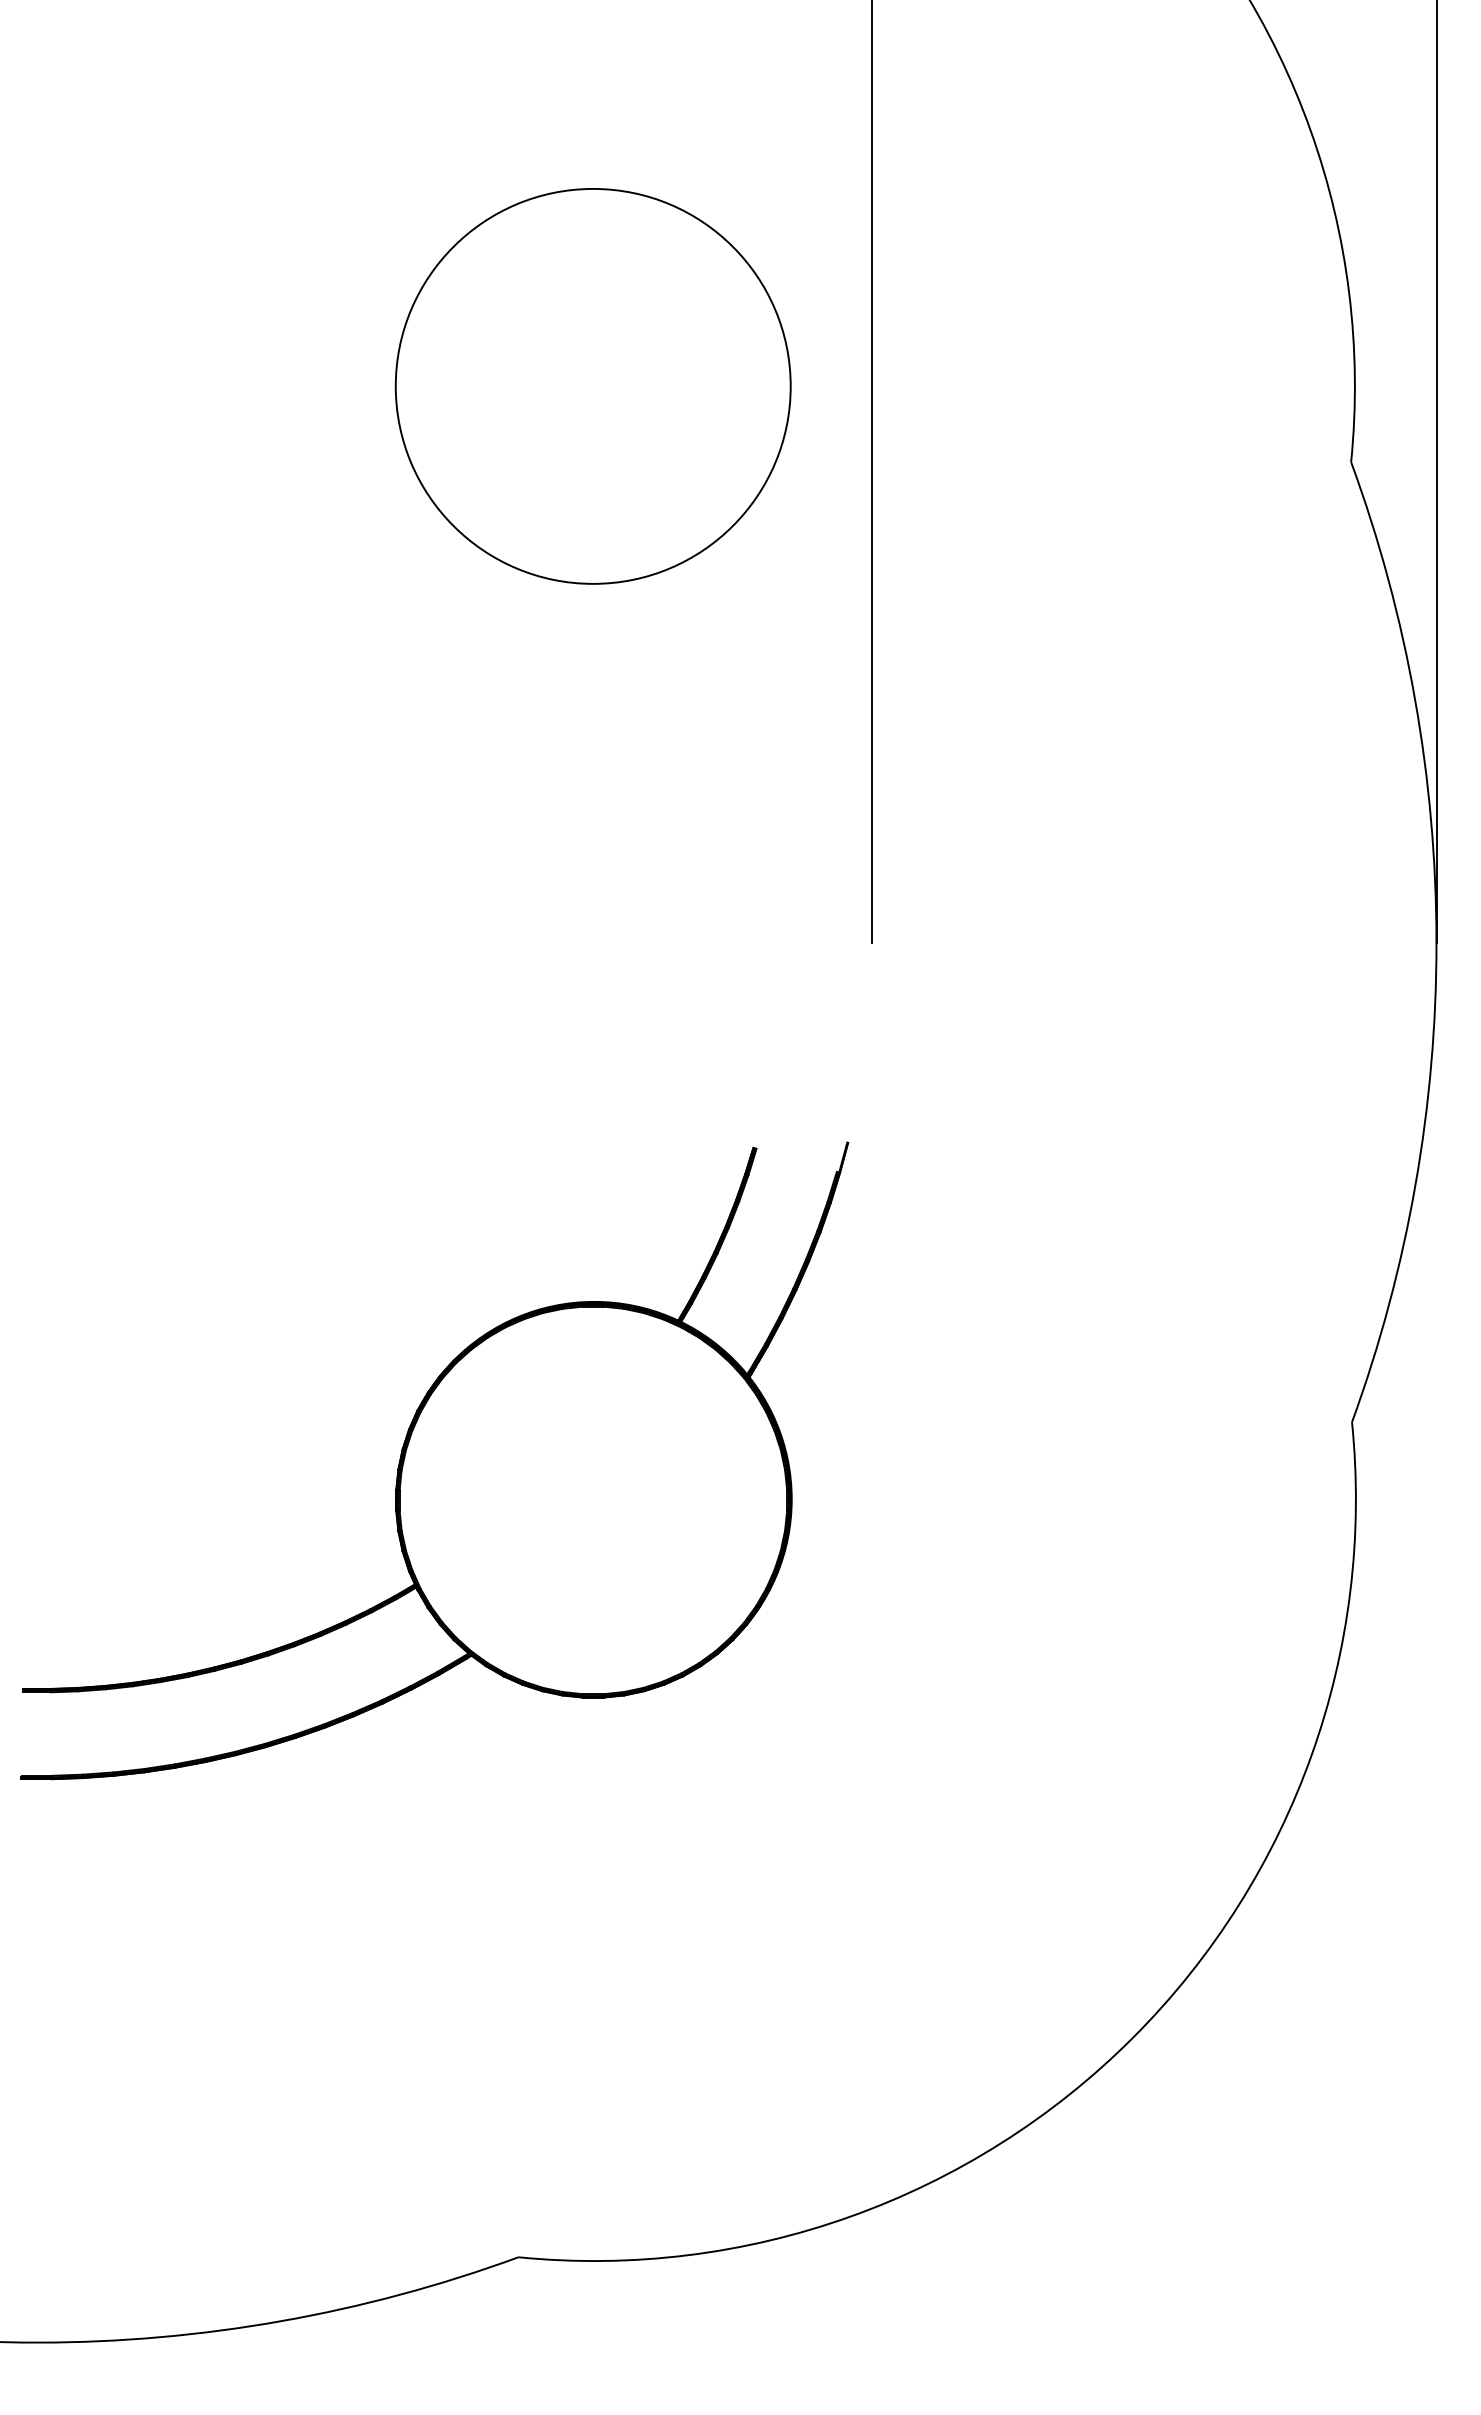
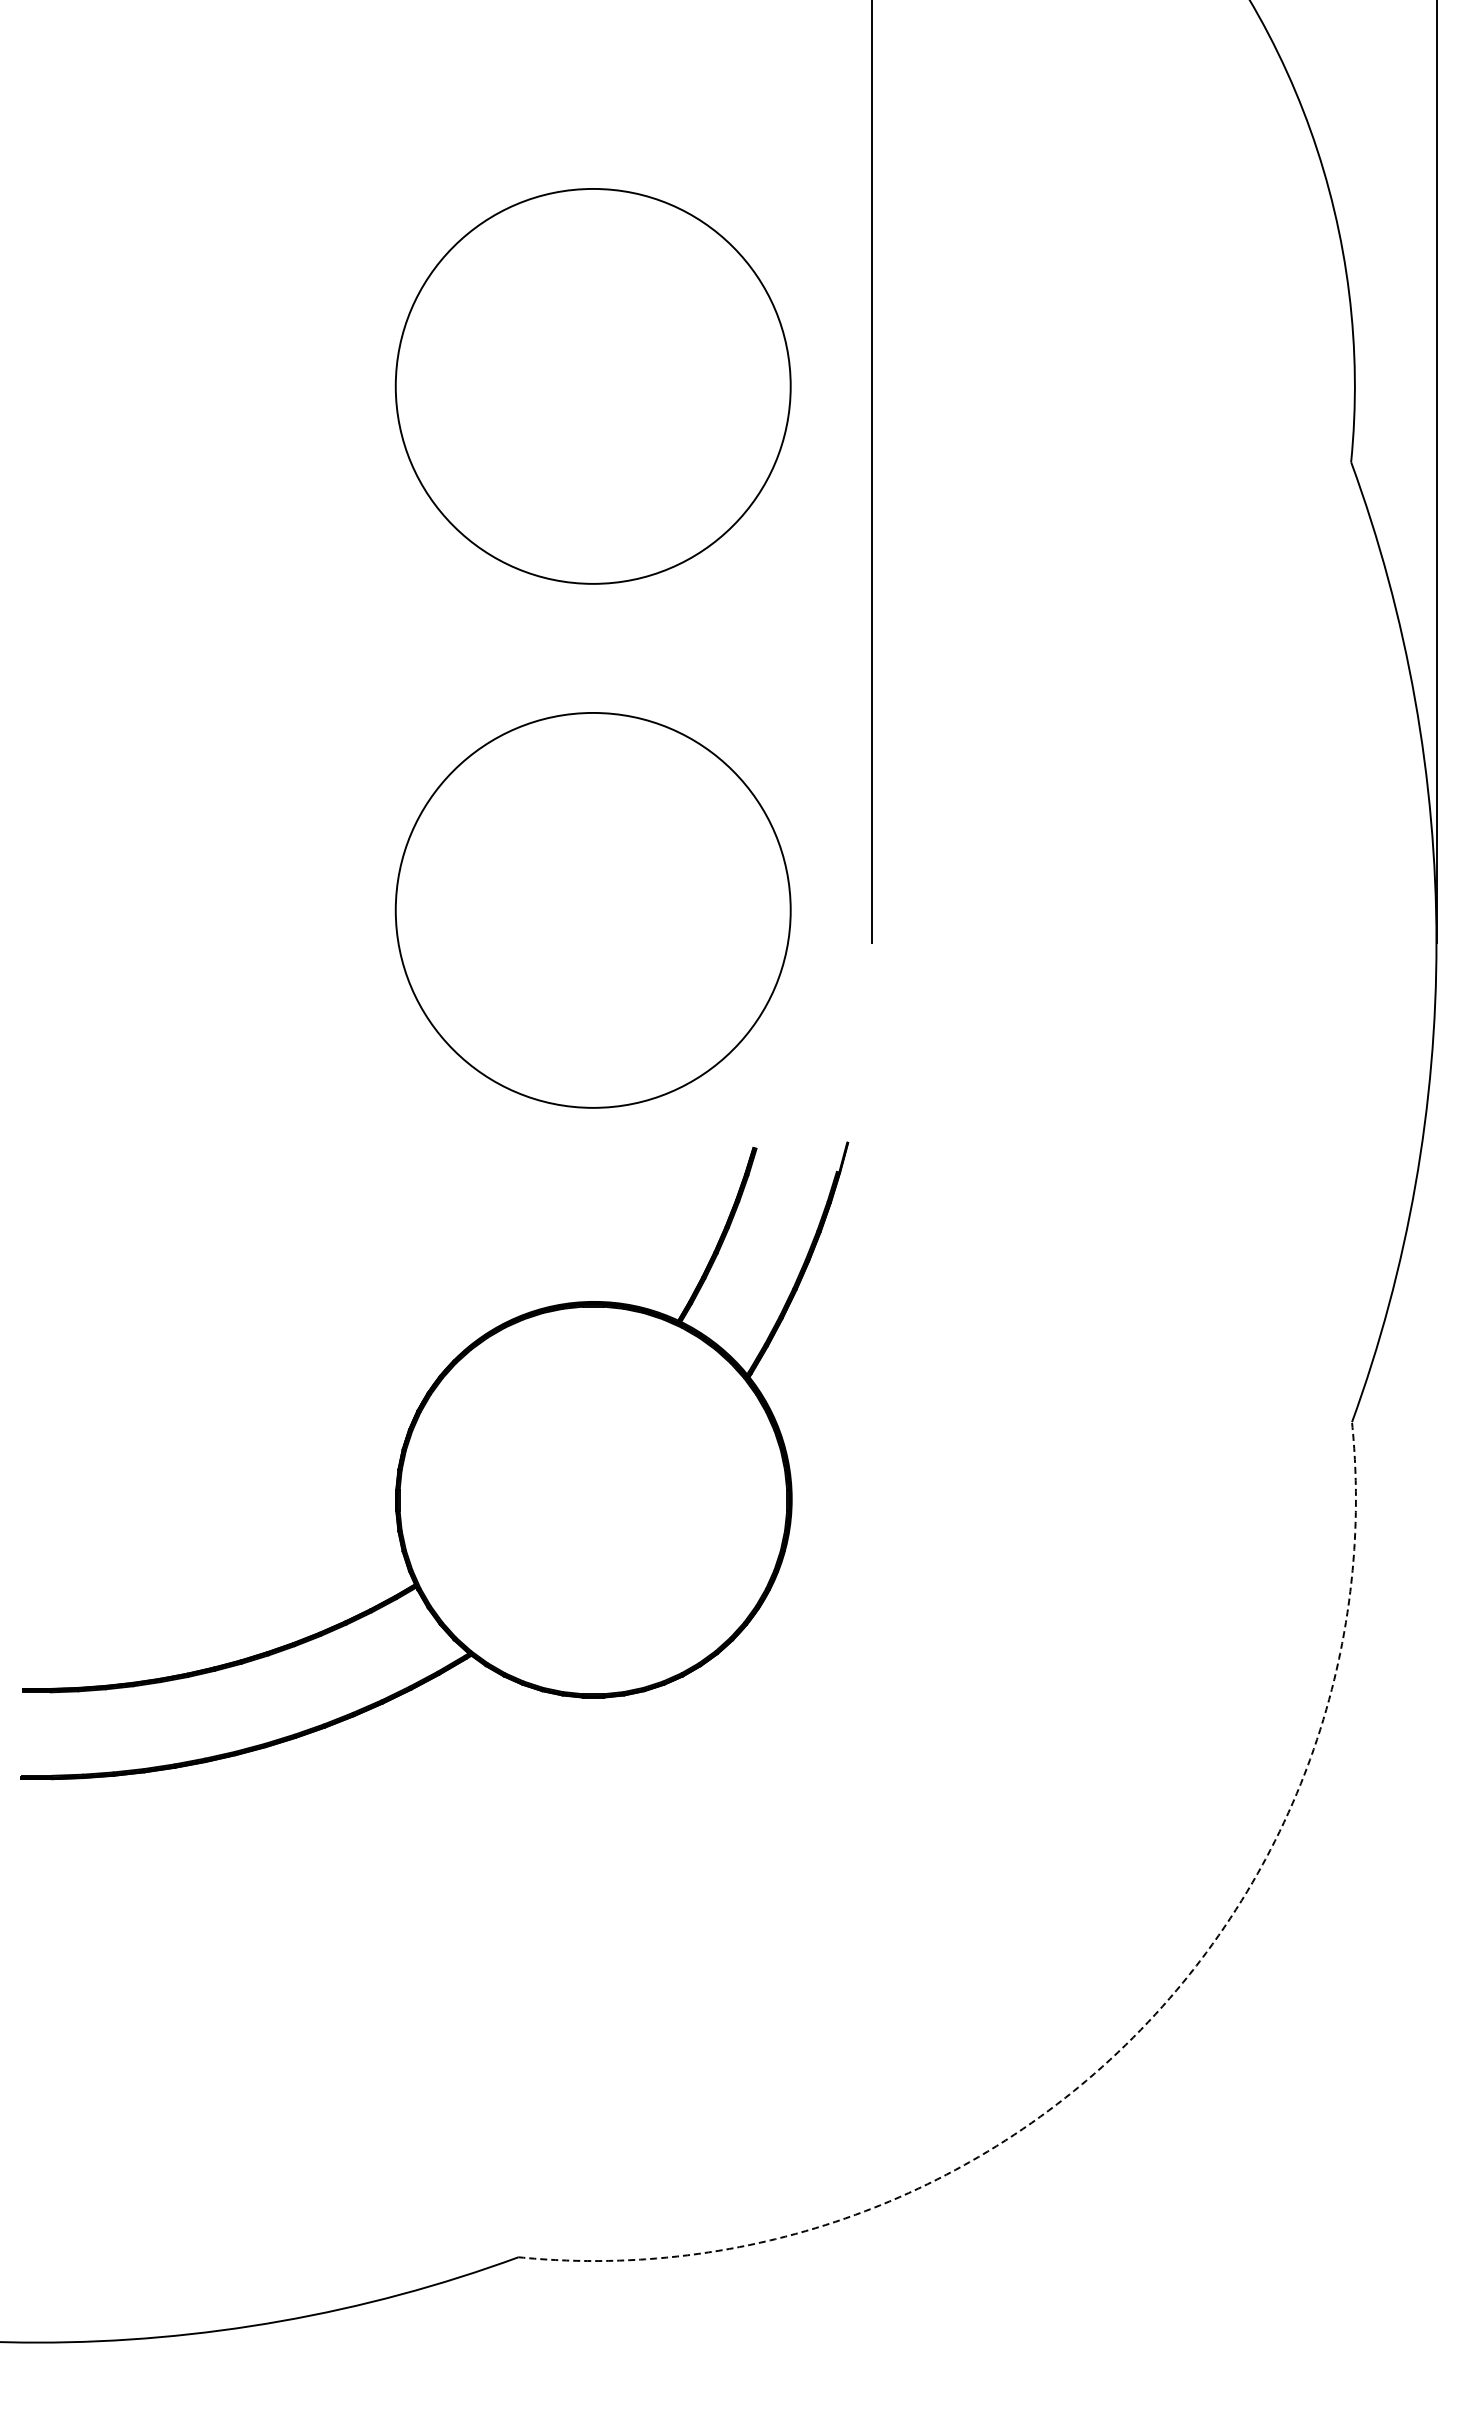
circle: none -> present (592, 910)
arc: solid -> dashed (1133, 2037)
